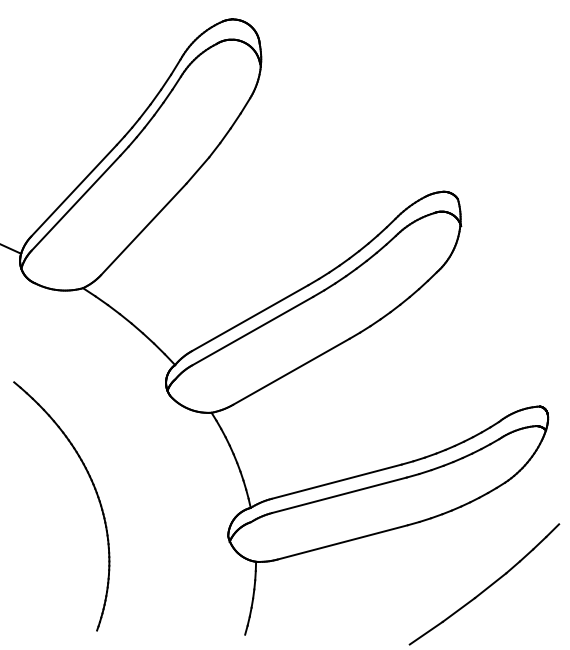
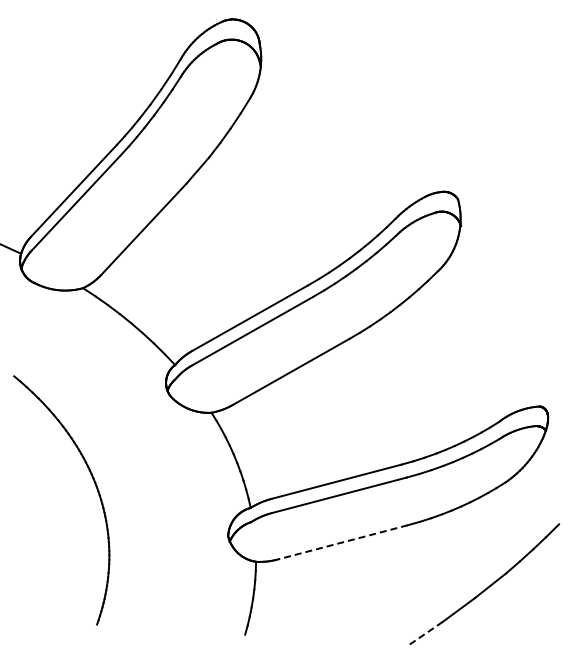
part position: (94, 490) -> (94, 484) (94, 484)
line: solid -> dashed (342, 542)
line: solid -> dashed (426, 632)
